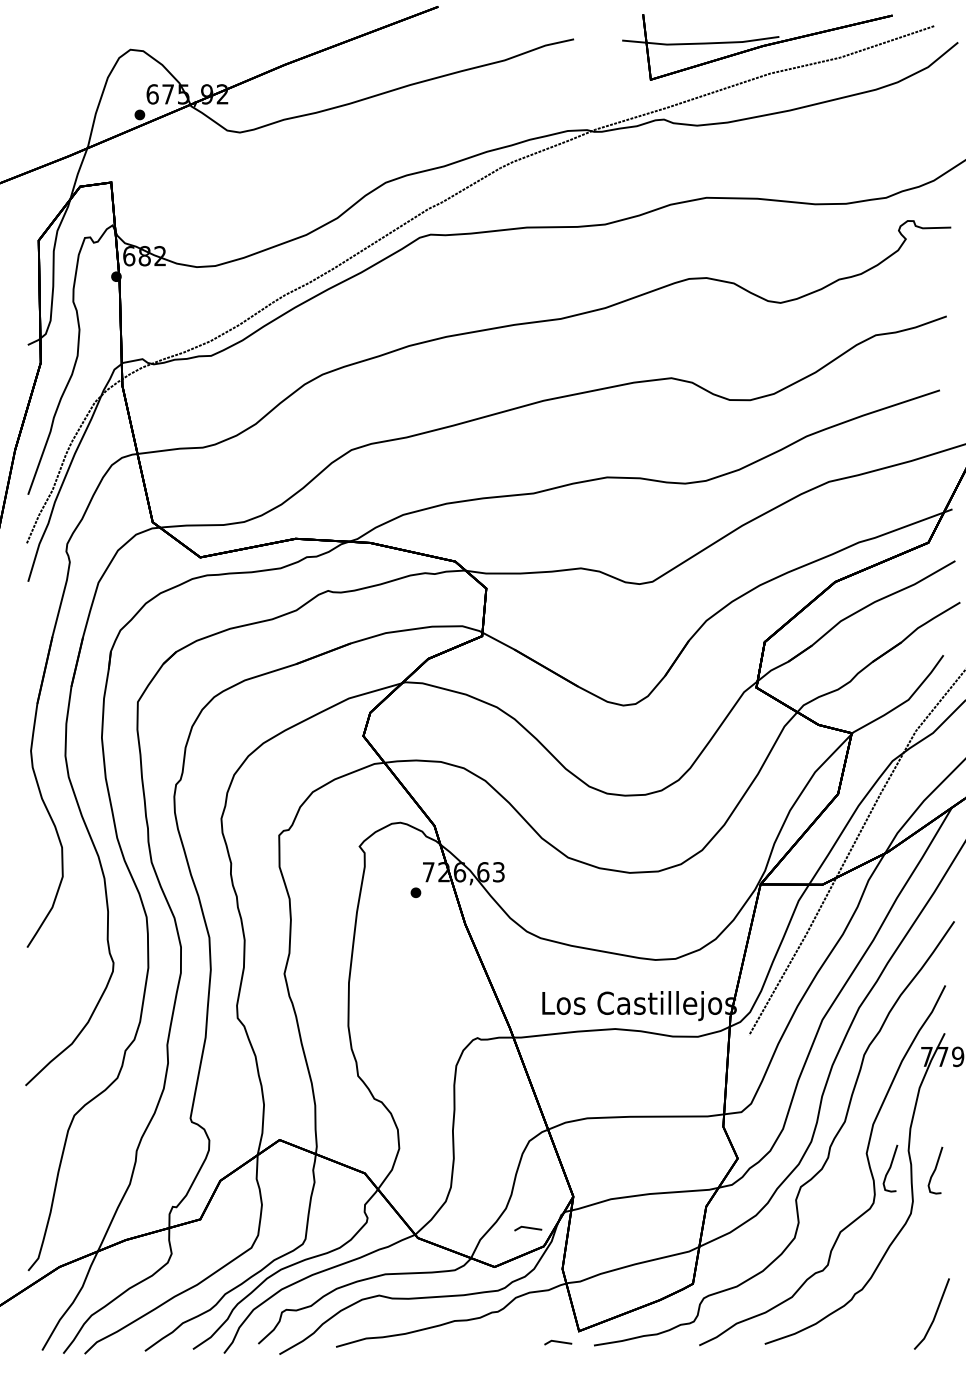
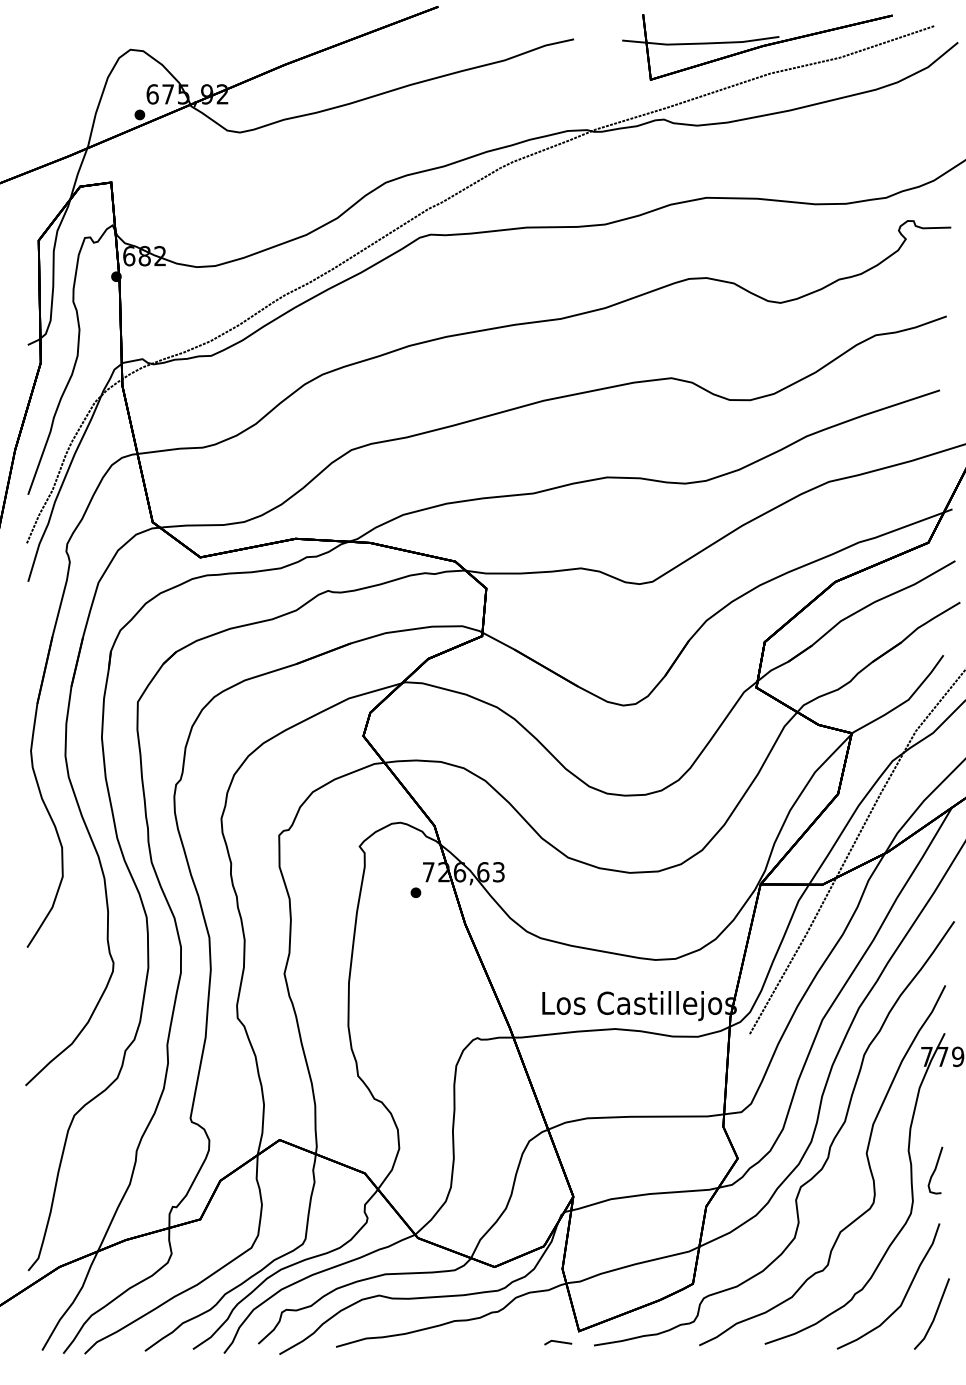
curve: present -> none (890, 1168)
line: present -> none (528, 1228)
curve: none -> present (904, 1295)
